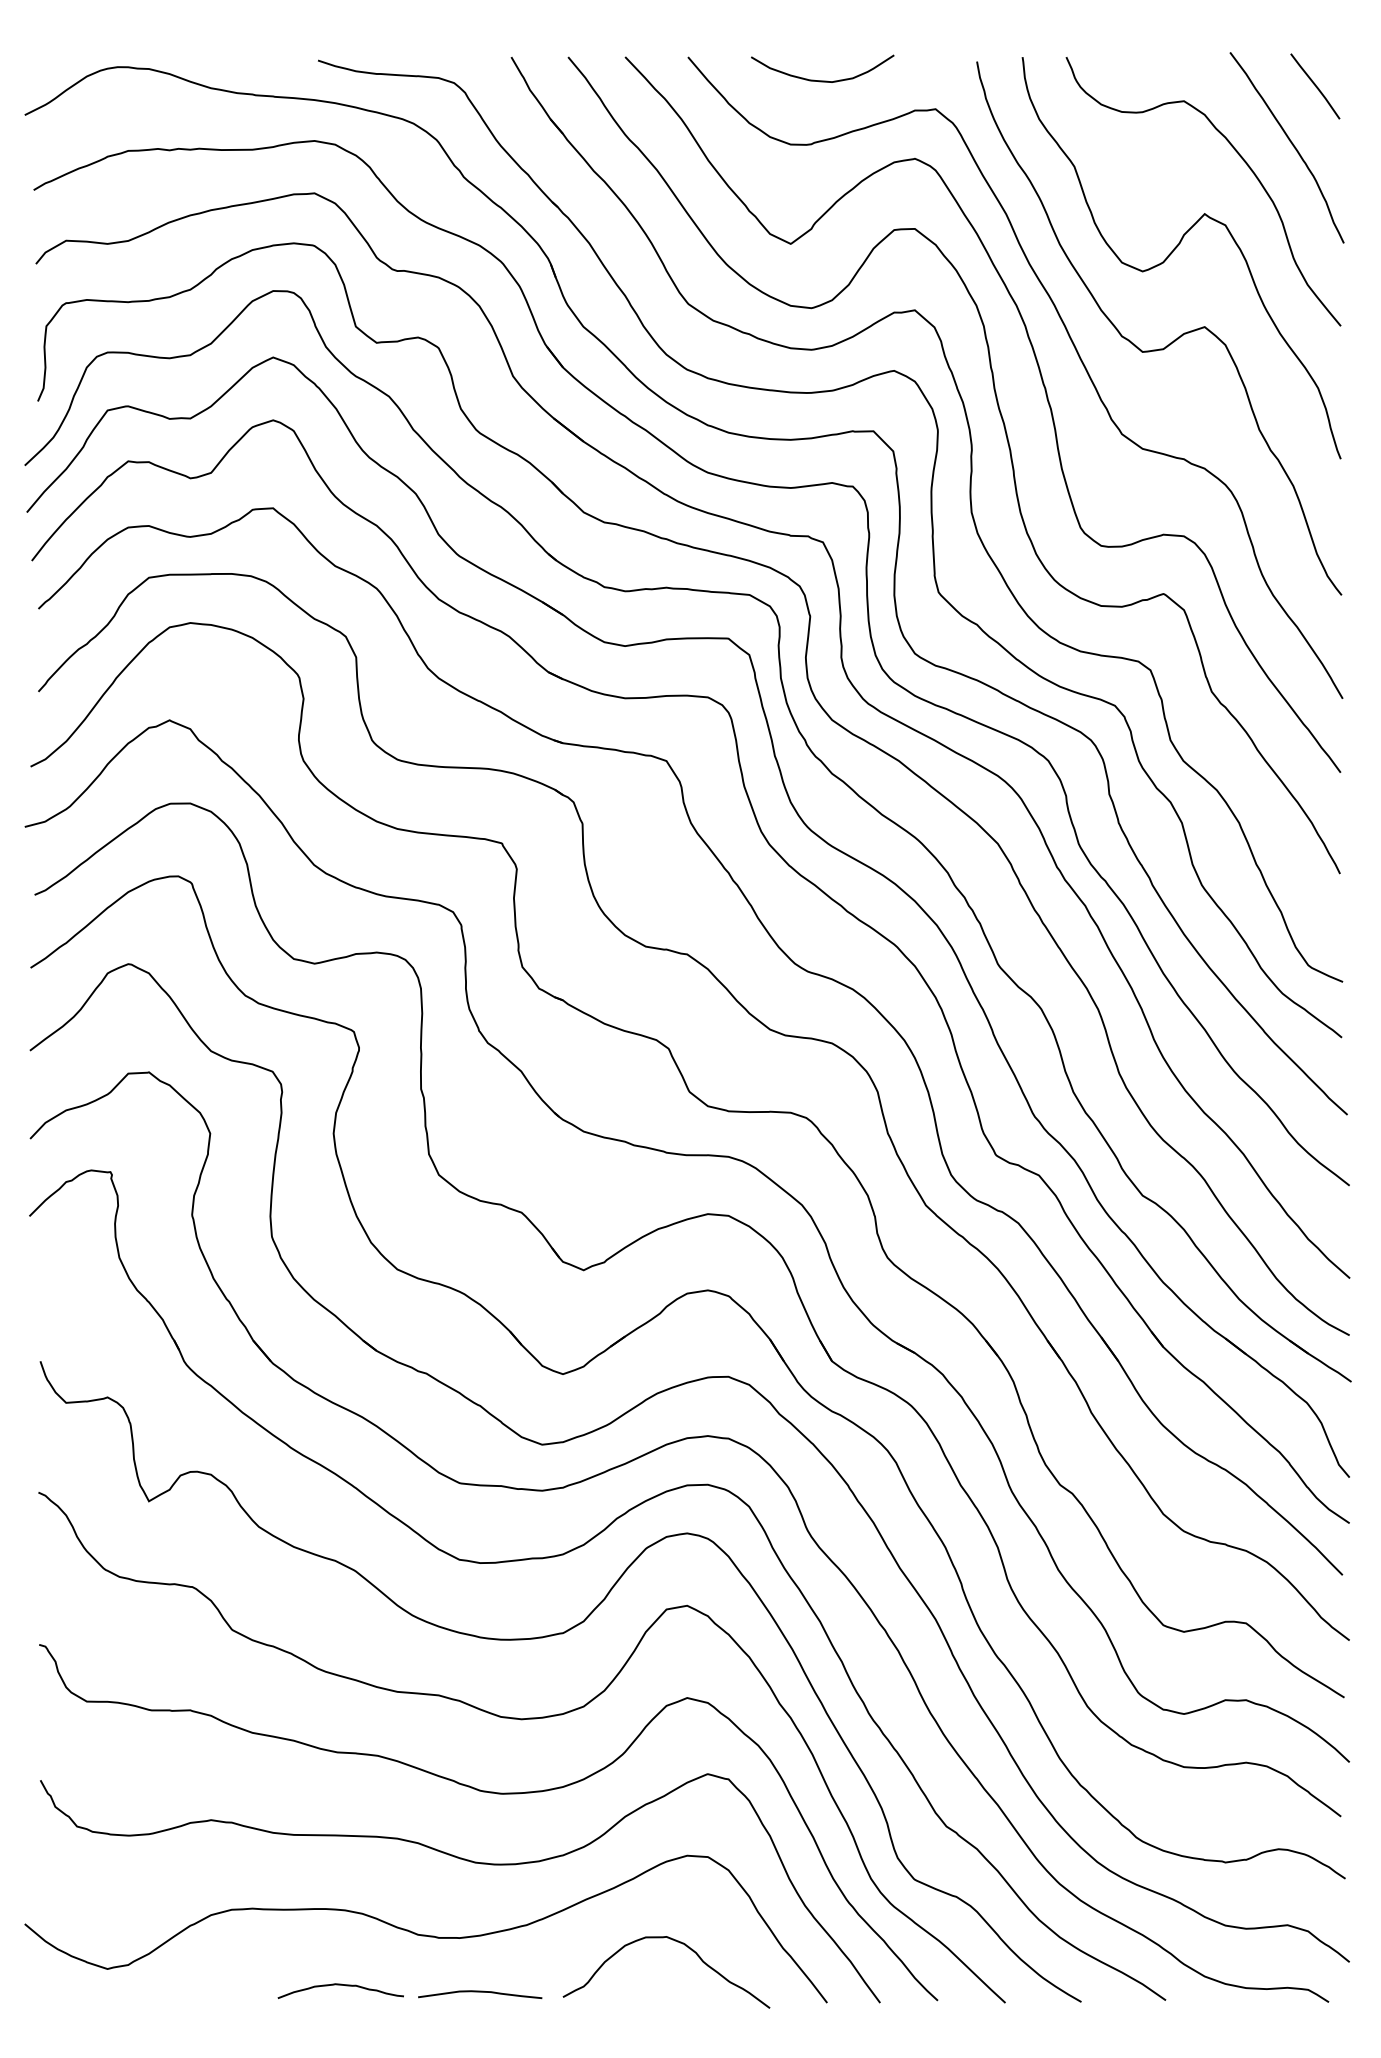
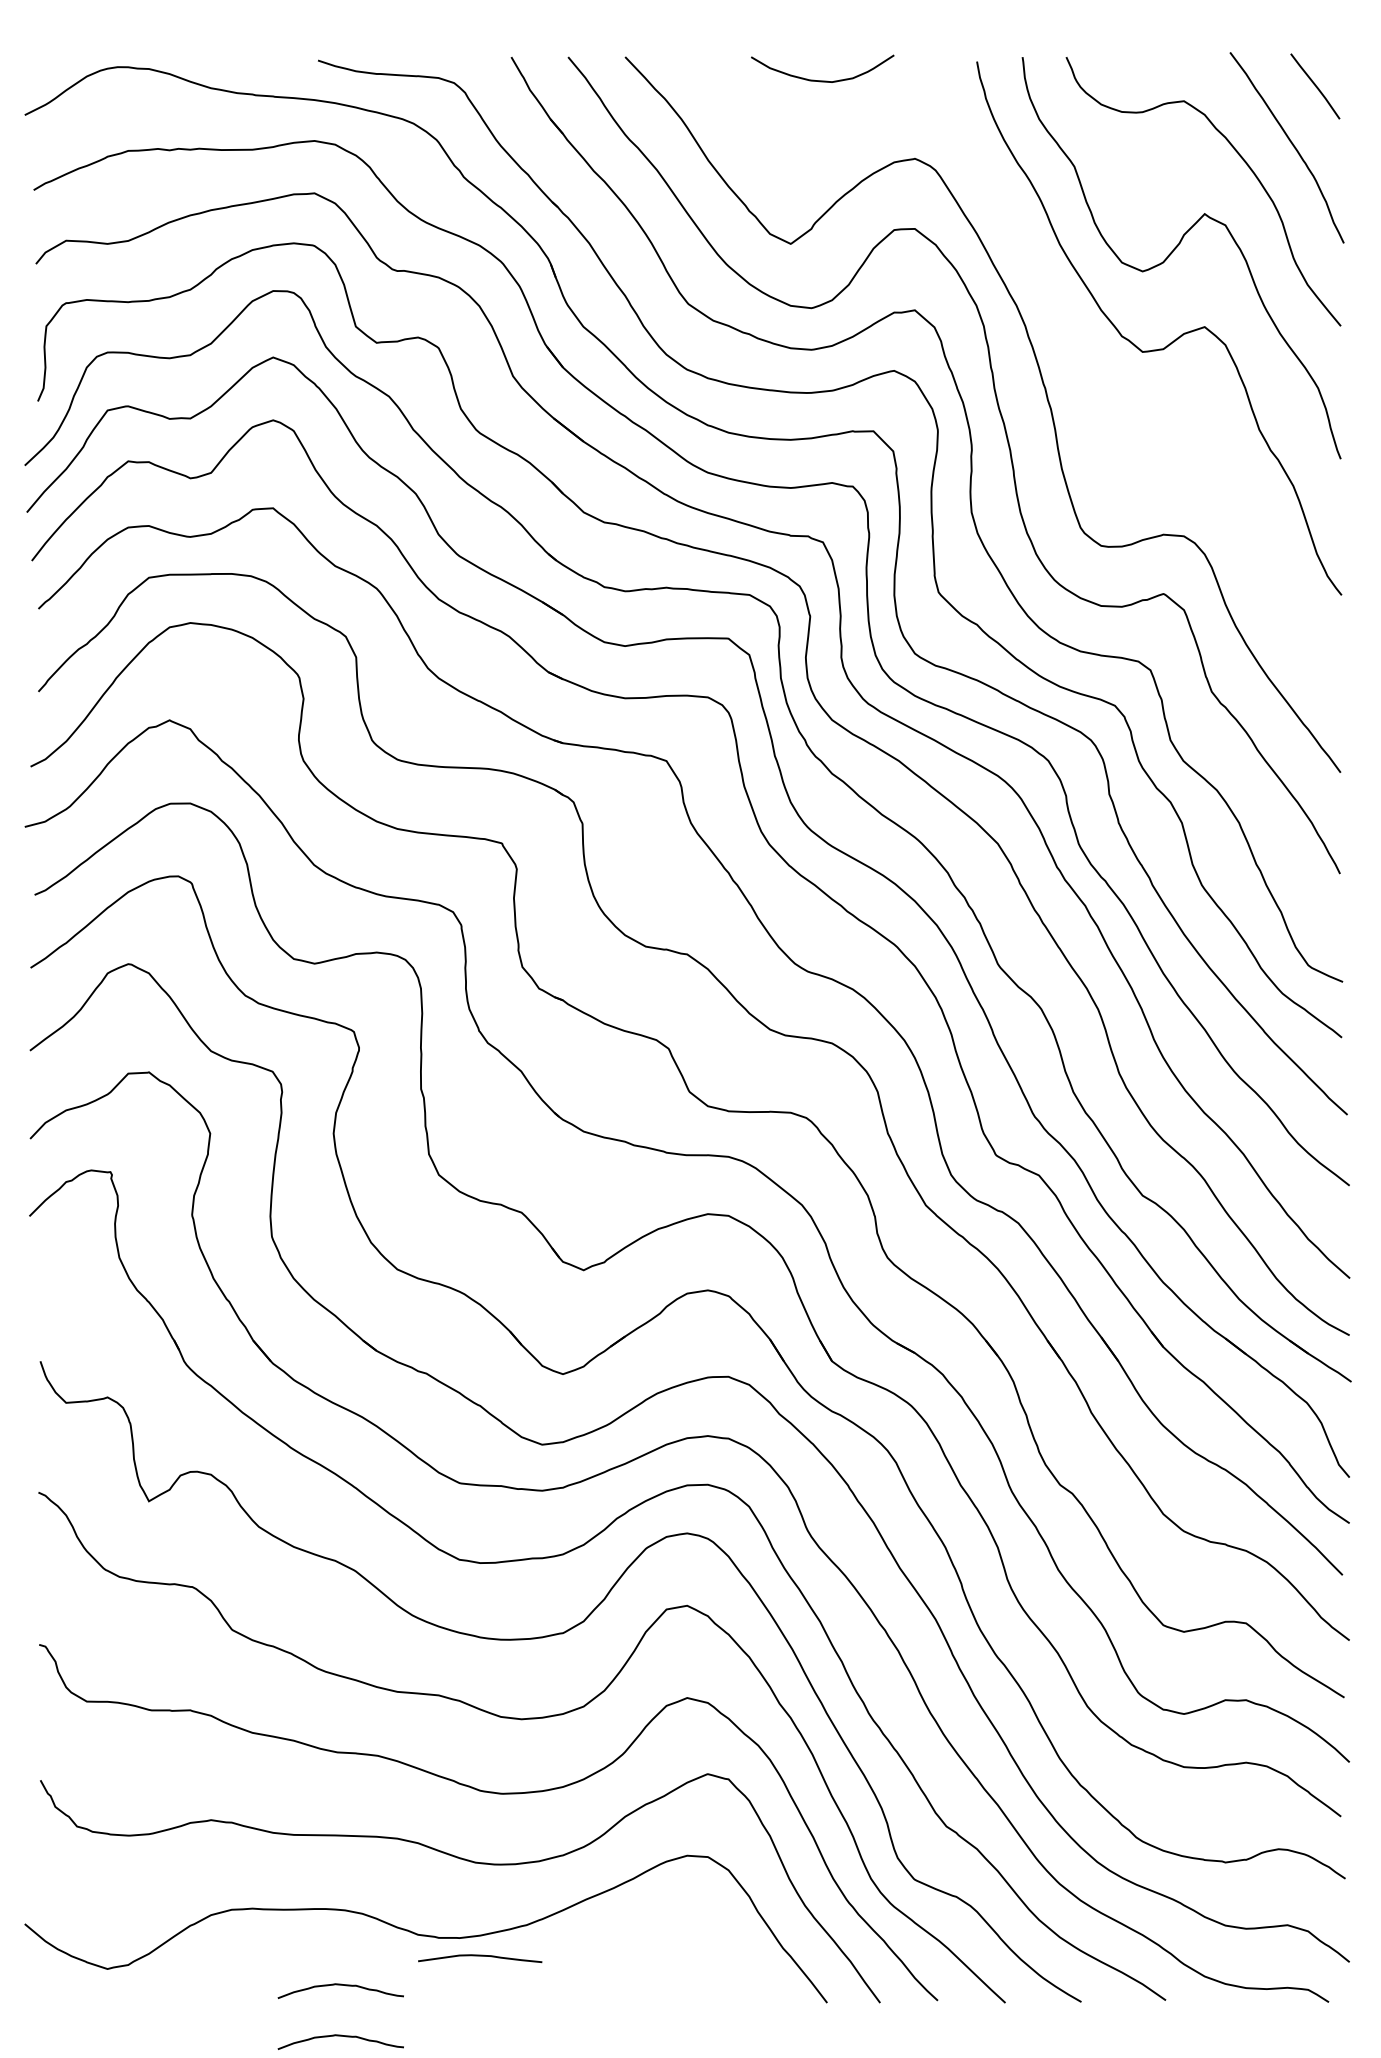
curve: present -> none (1074, 348)
curve: present -> none (677, 1942)
curve position: (480, 1992) -> (480, 1956) (480, 1956)
curve: none -> present (340, 2036)
